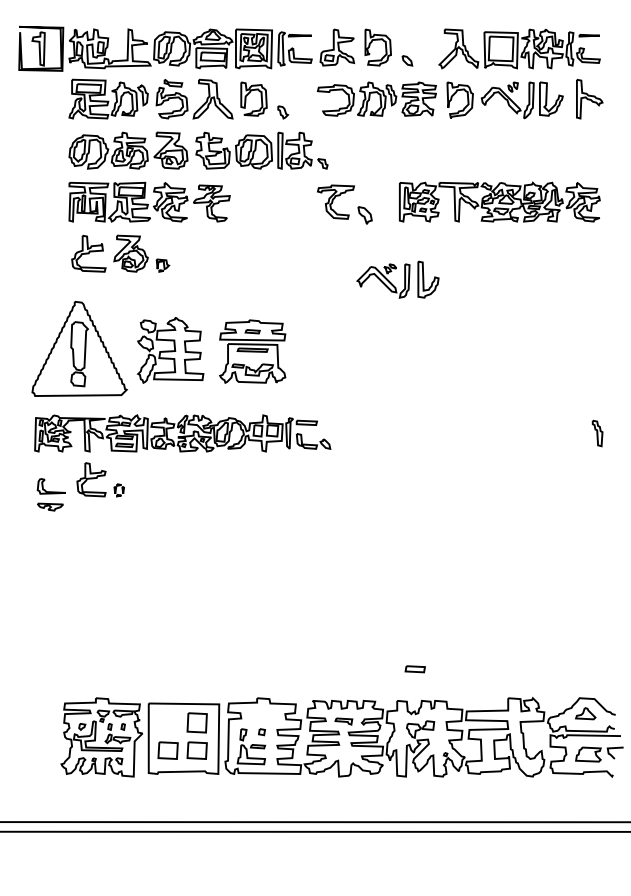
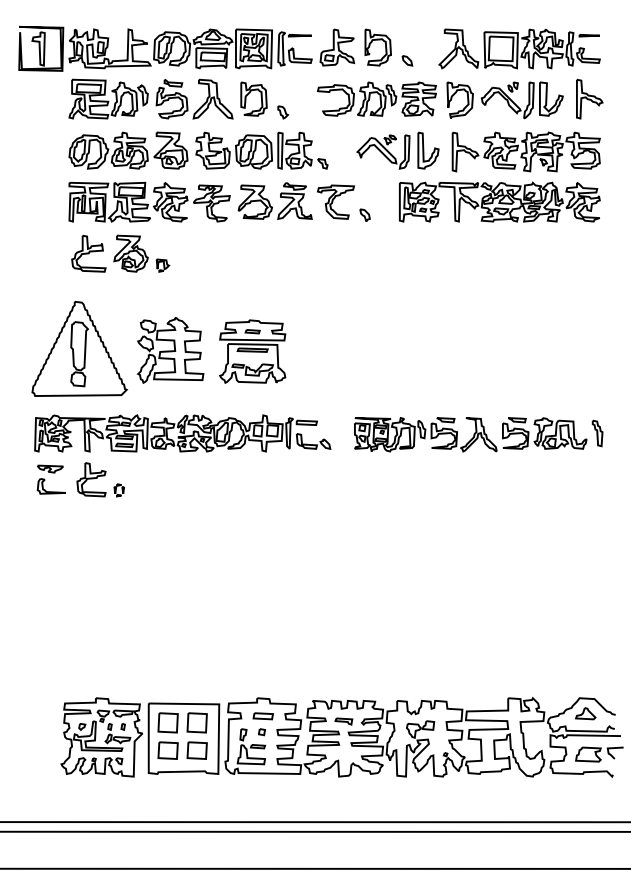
part: none -> present (525, 151)
part: none -> present (274, 200)
part size: 16x19 px -> 12x14 px (364, 214)
part position: (392, 283) -> (392, 154) (392, 154)
part: none -> present (470, 434)
part position: (50, 506) -> (50, 468) (50, 468)
part position: (414, 669) -> (262, 716) (262, 716)
part: none -> present (167, 722)
line: none -> present (314, 868)
